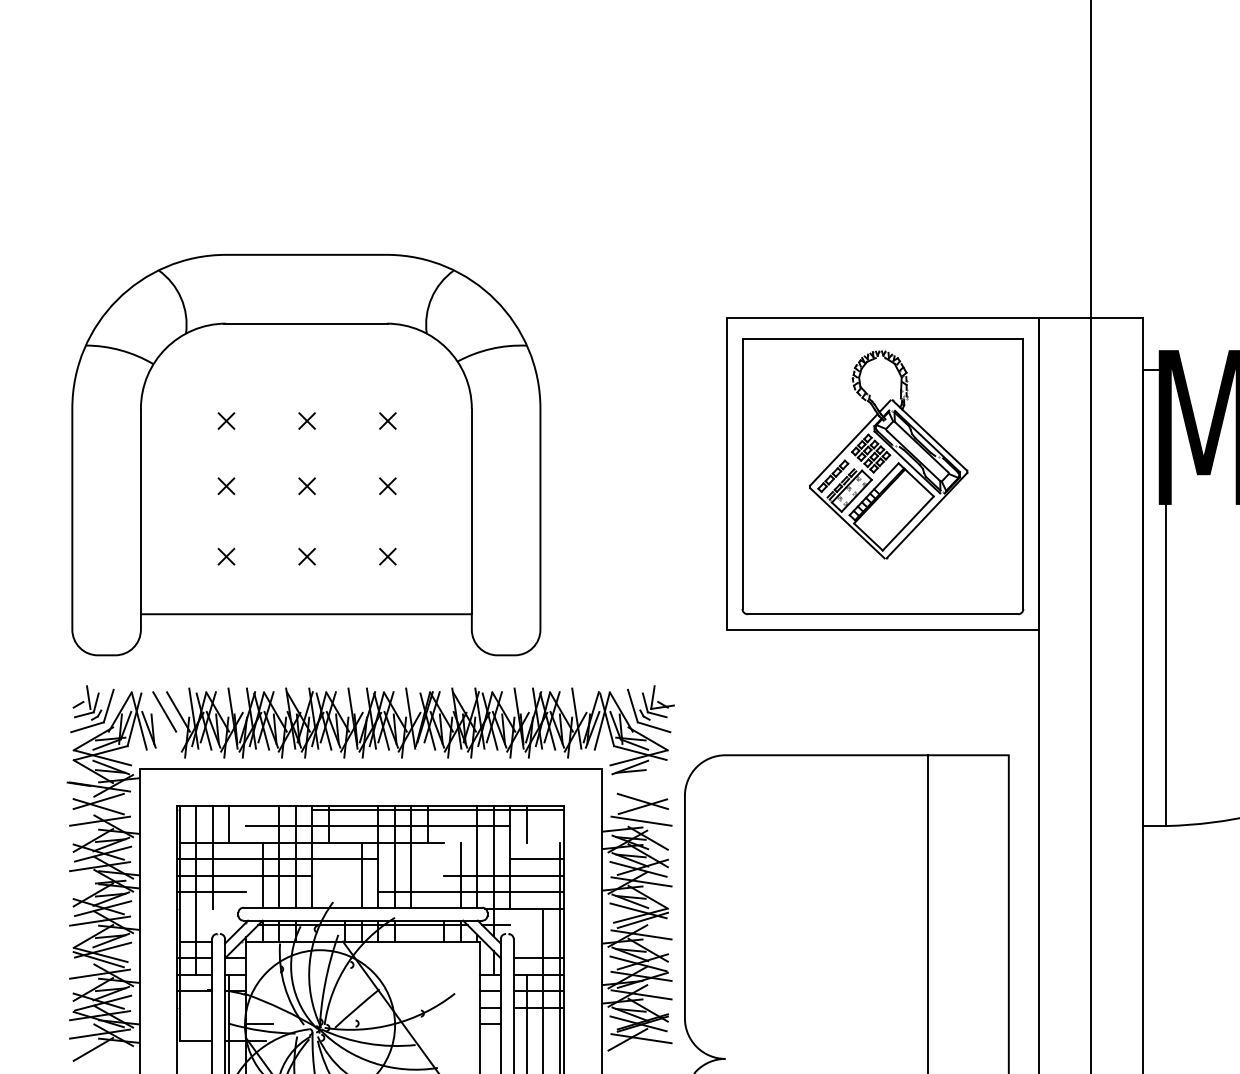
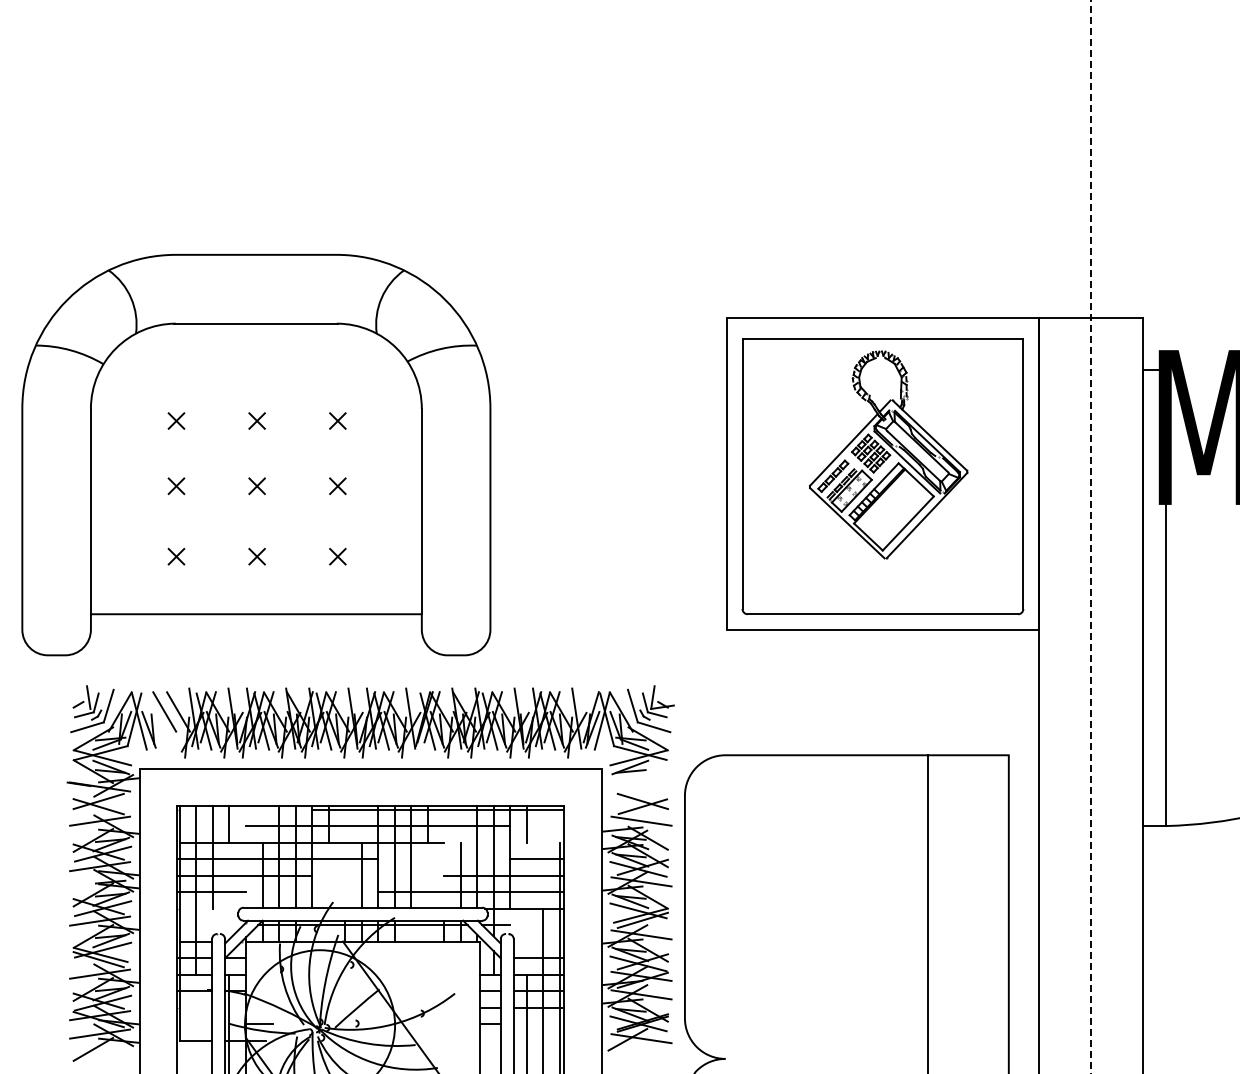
part position: (306, 455) -> (256, 455) (256, 455)
line: solid -> dashed (1090, 536)
